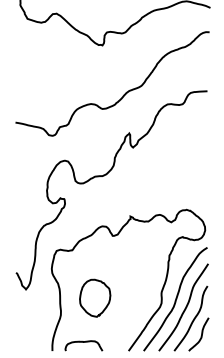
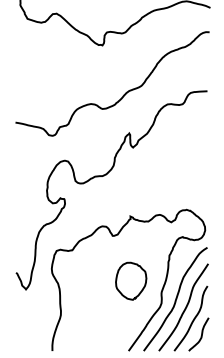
part position: (95, 297) -> (131, 280) (131, 280)
curve: present -> none (83, 342)
